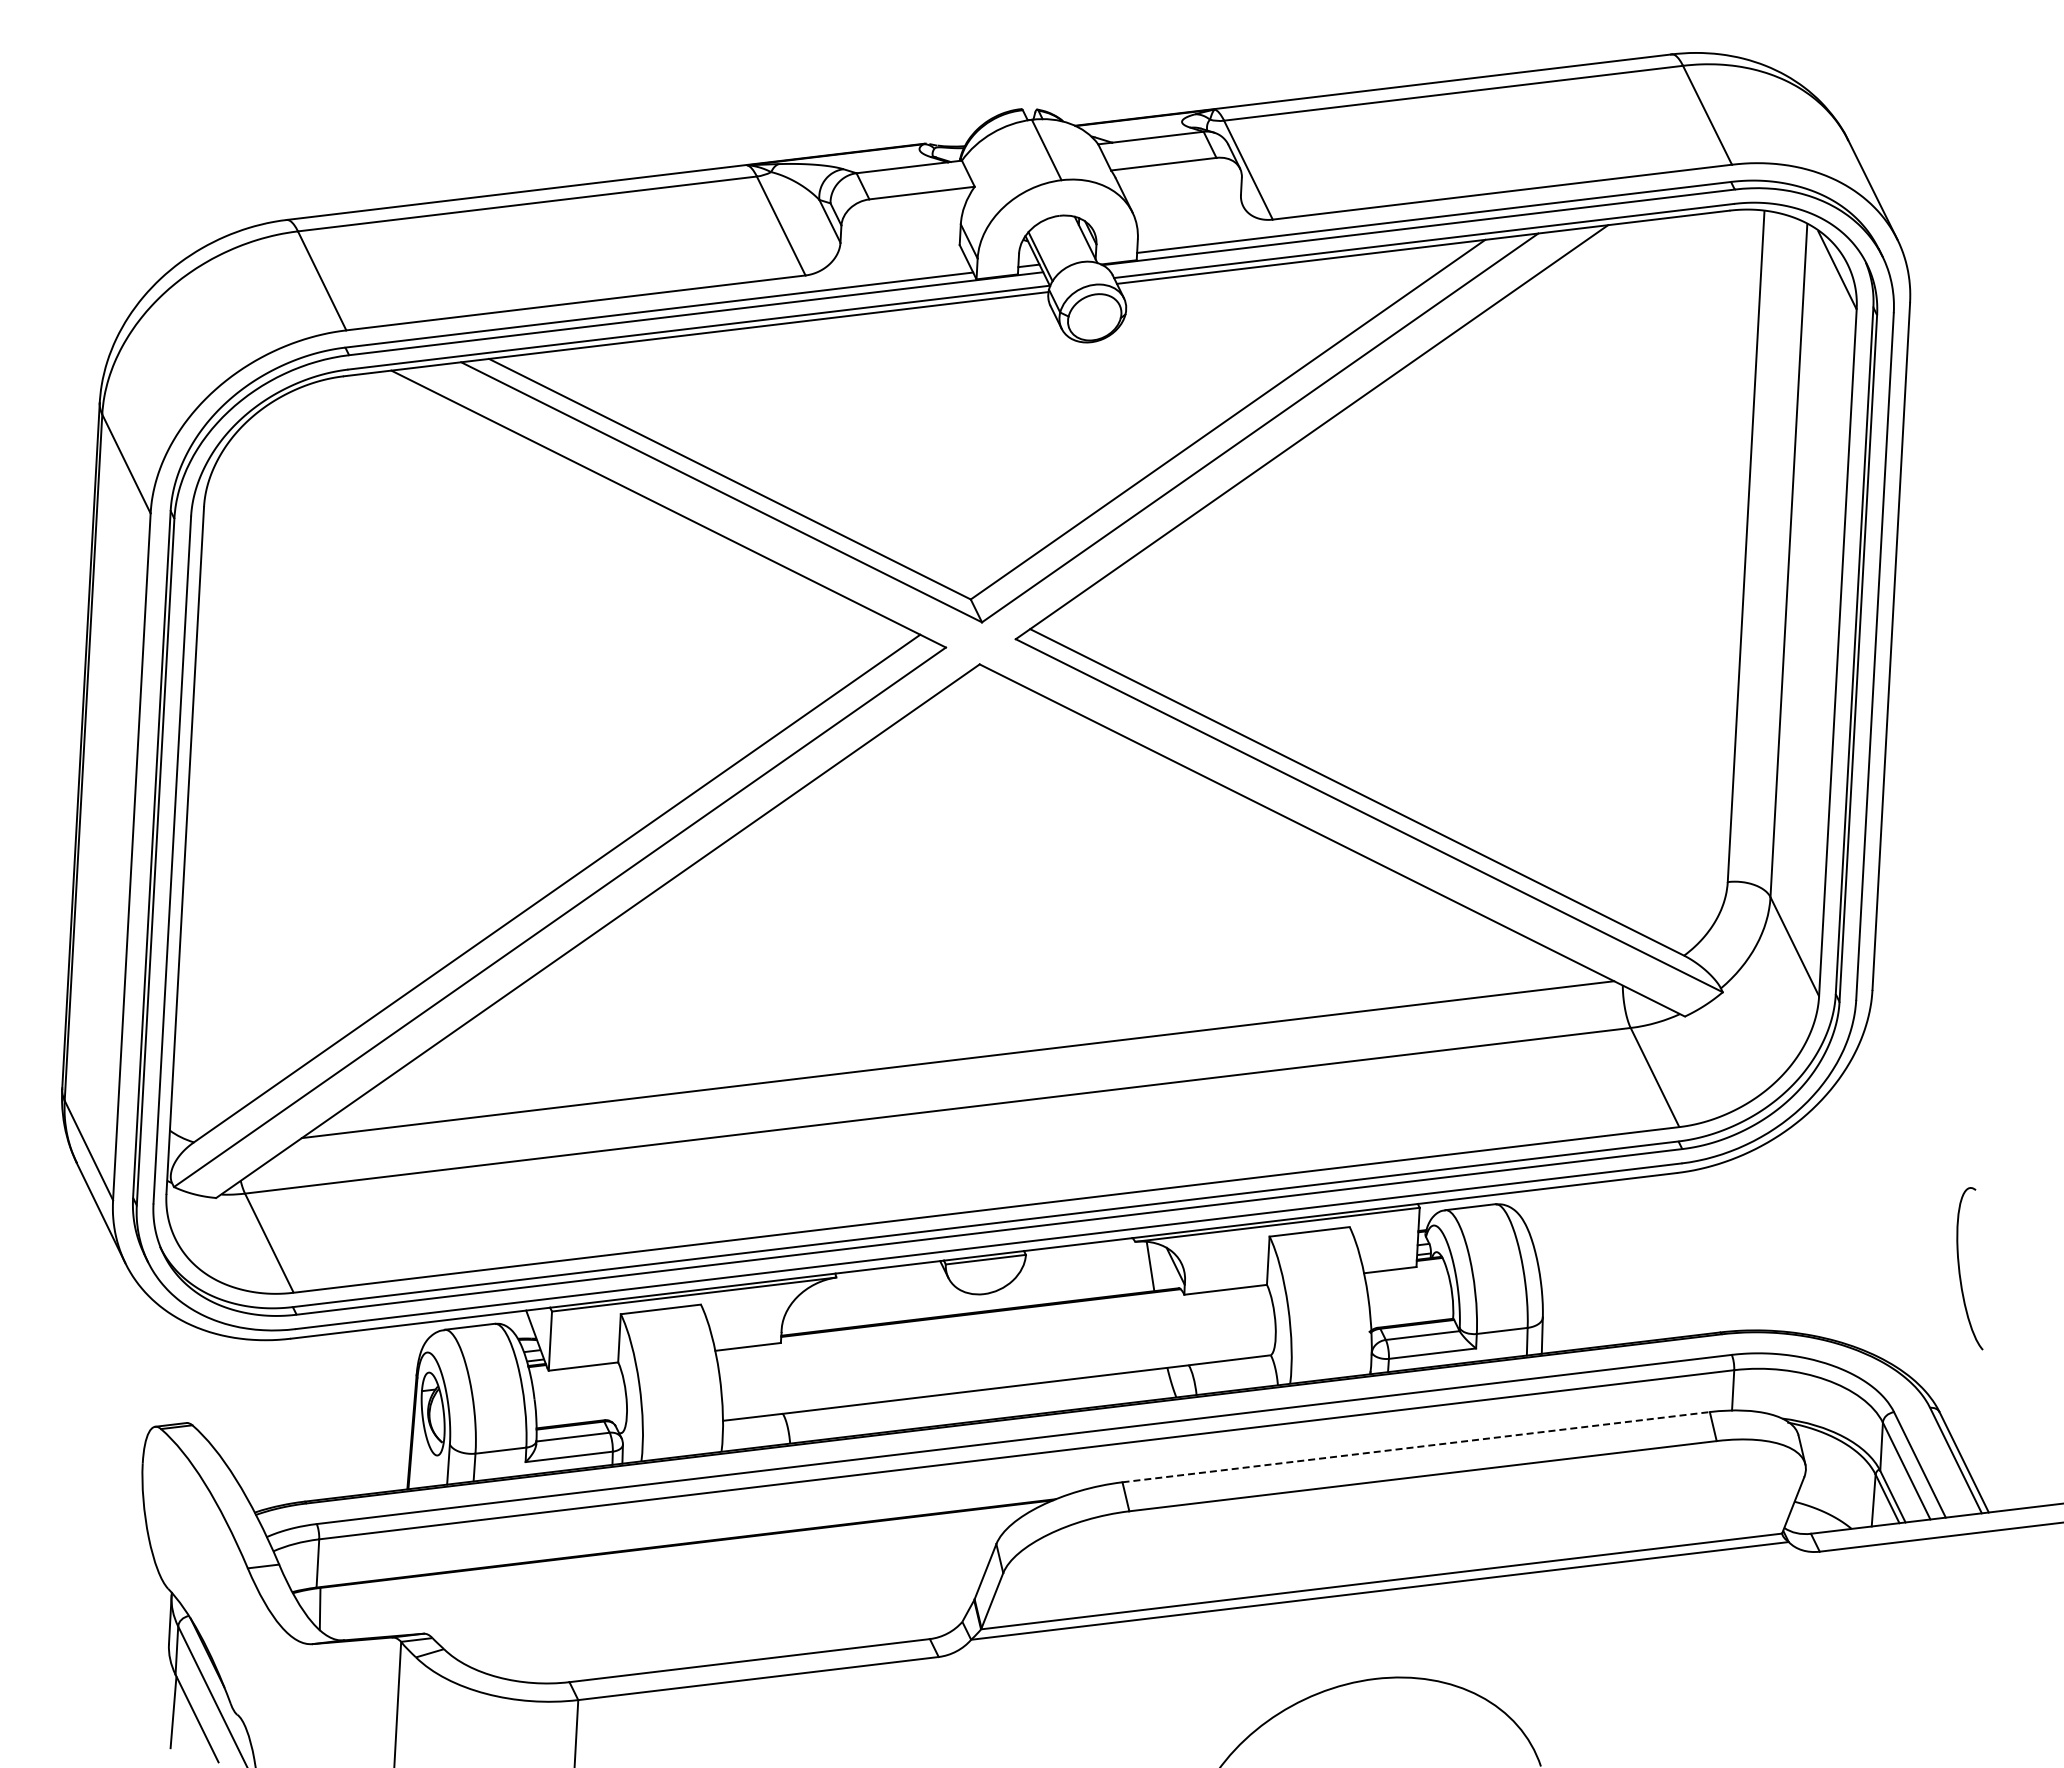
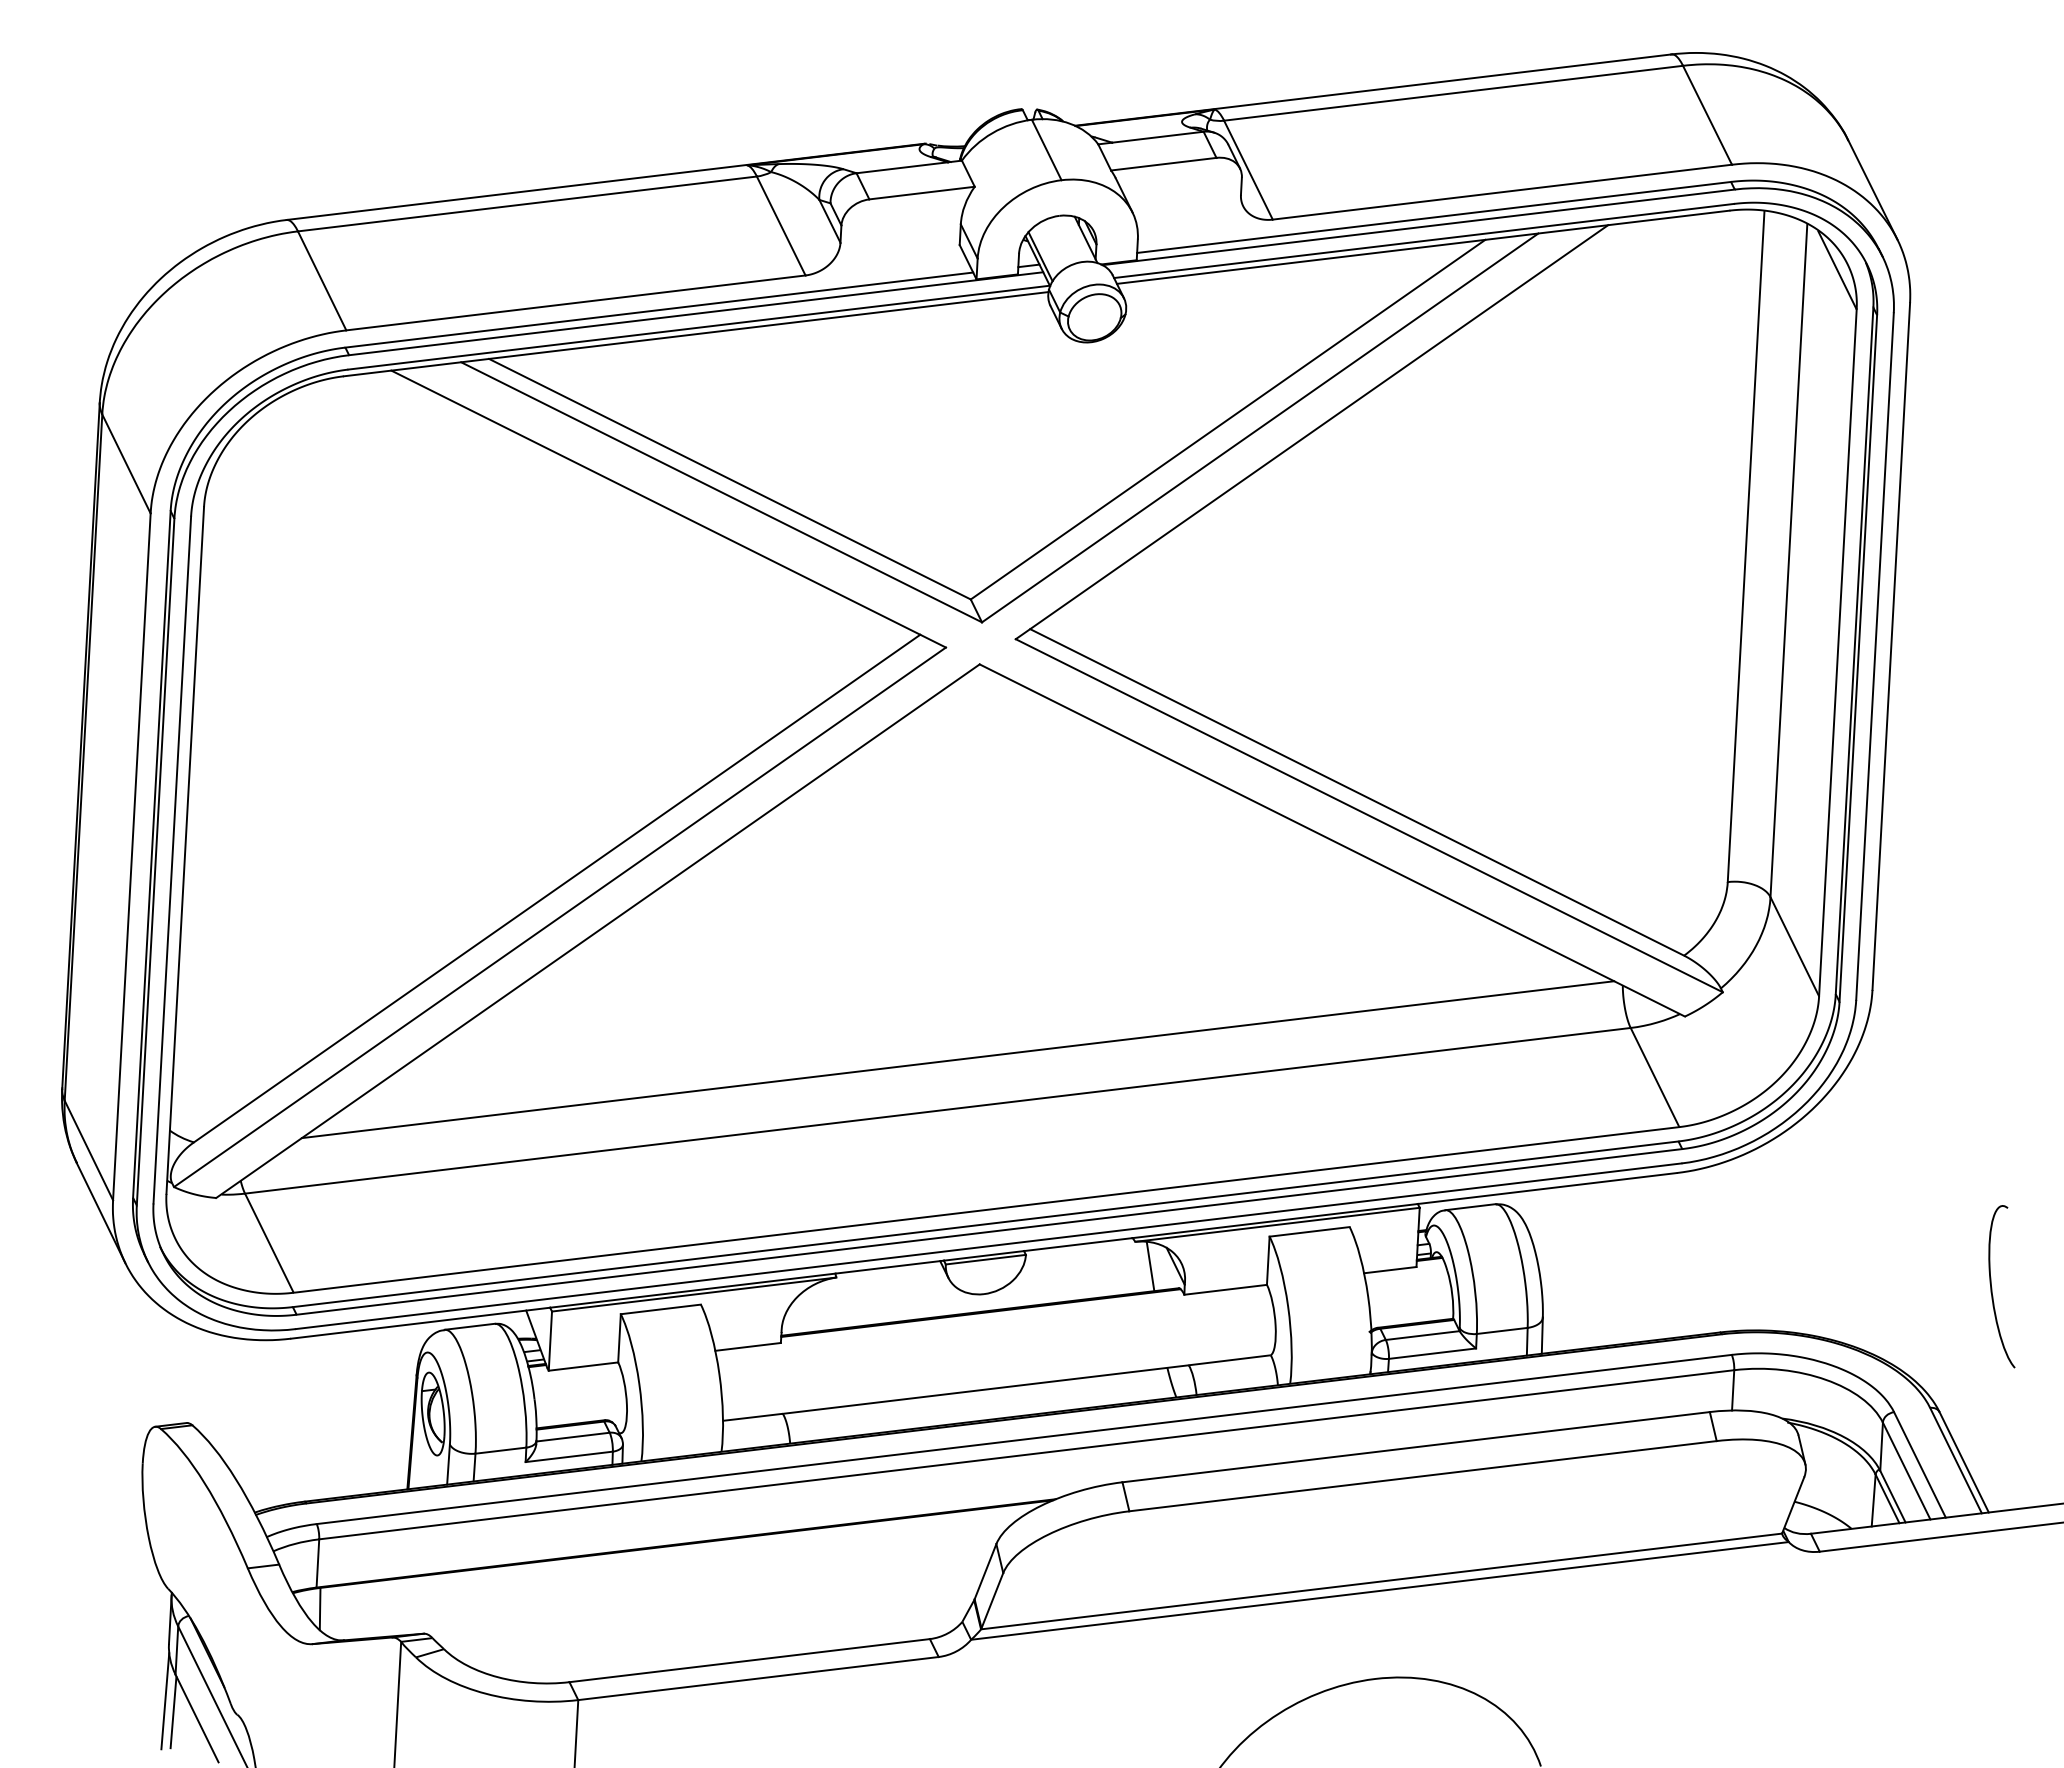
curve position: (1960, 1269) -> (1992, 1287) (1992, 1287)
line: dashed -> solid (1416, 1447)
line: none -> present (165, 1701)
